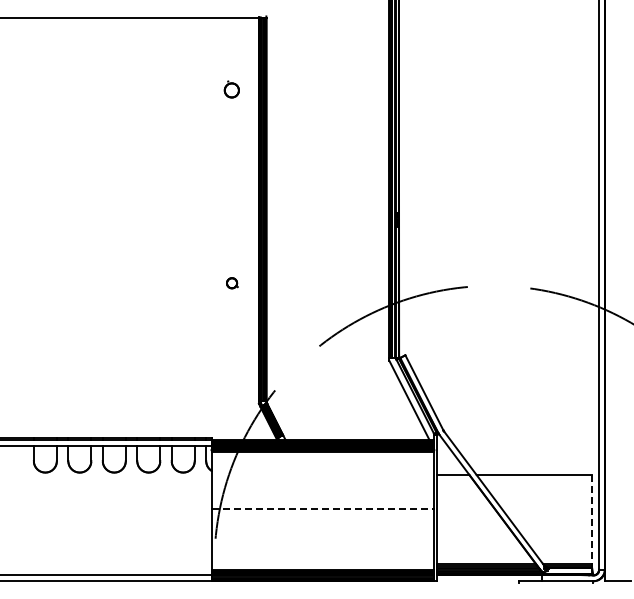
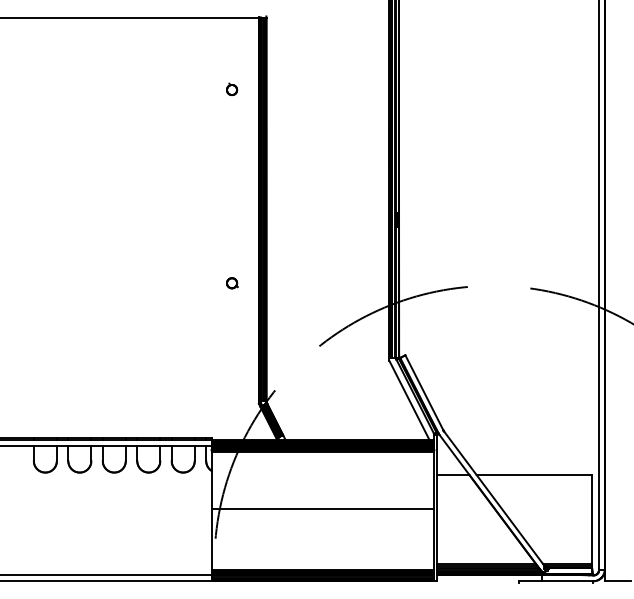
part size: 17x19 px -> 13x14 px (232, 88)
line: dashed -> solid (323, 509)
line: dashed -> solid (591, 519)
